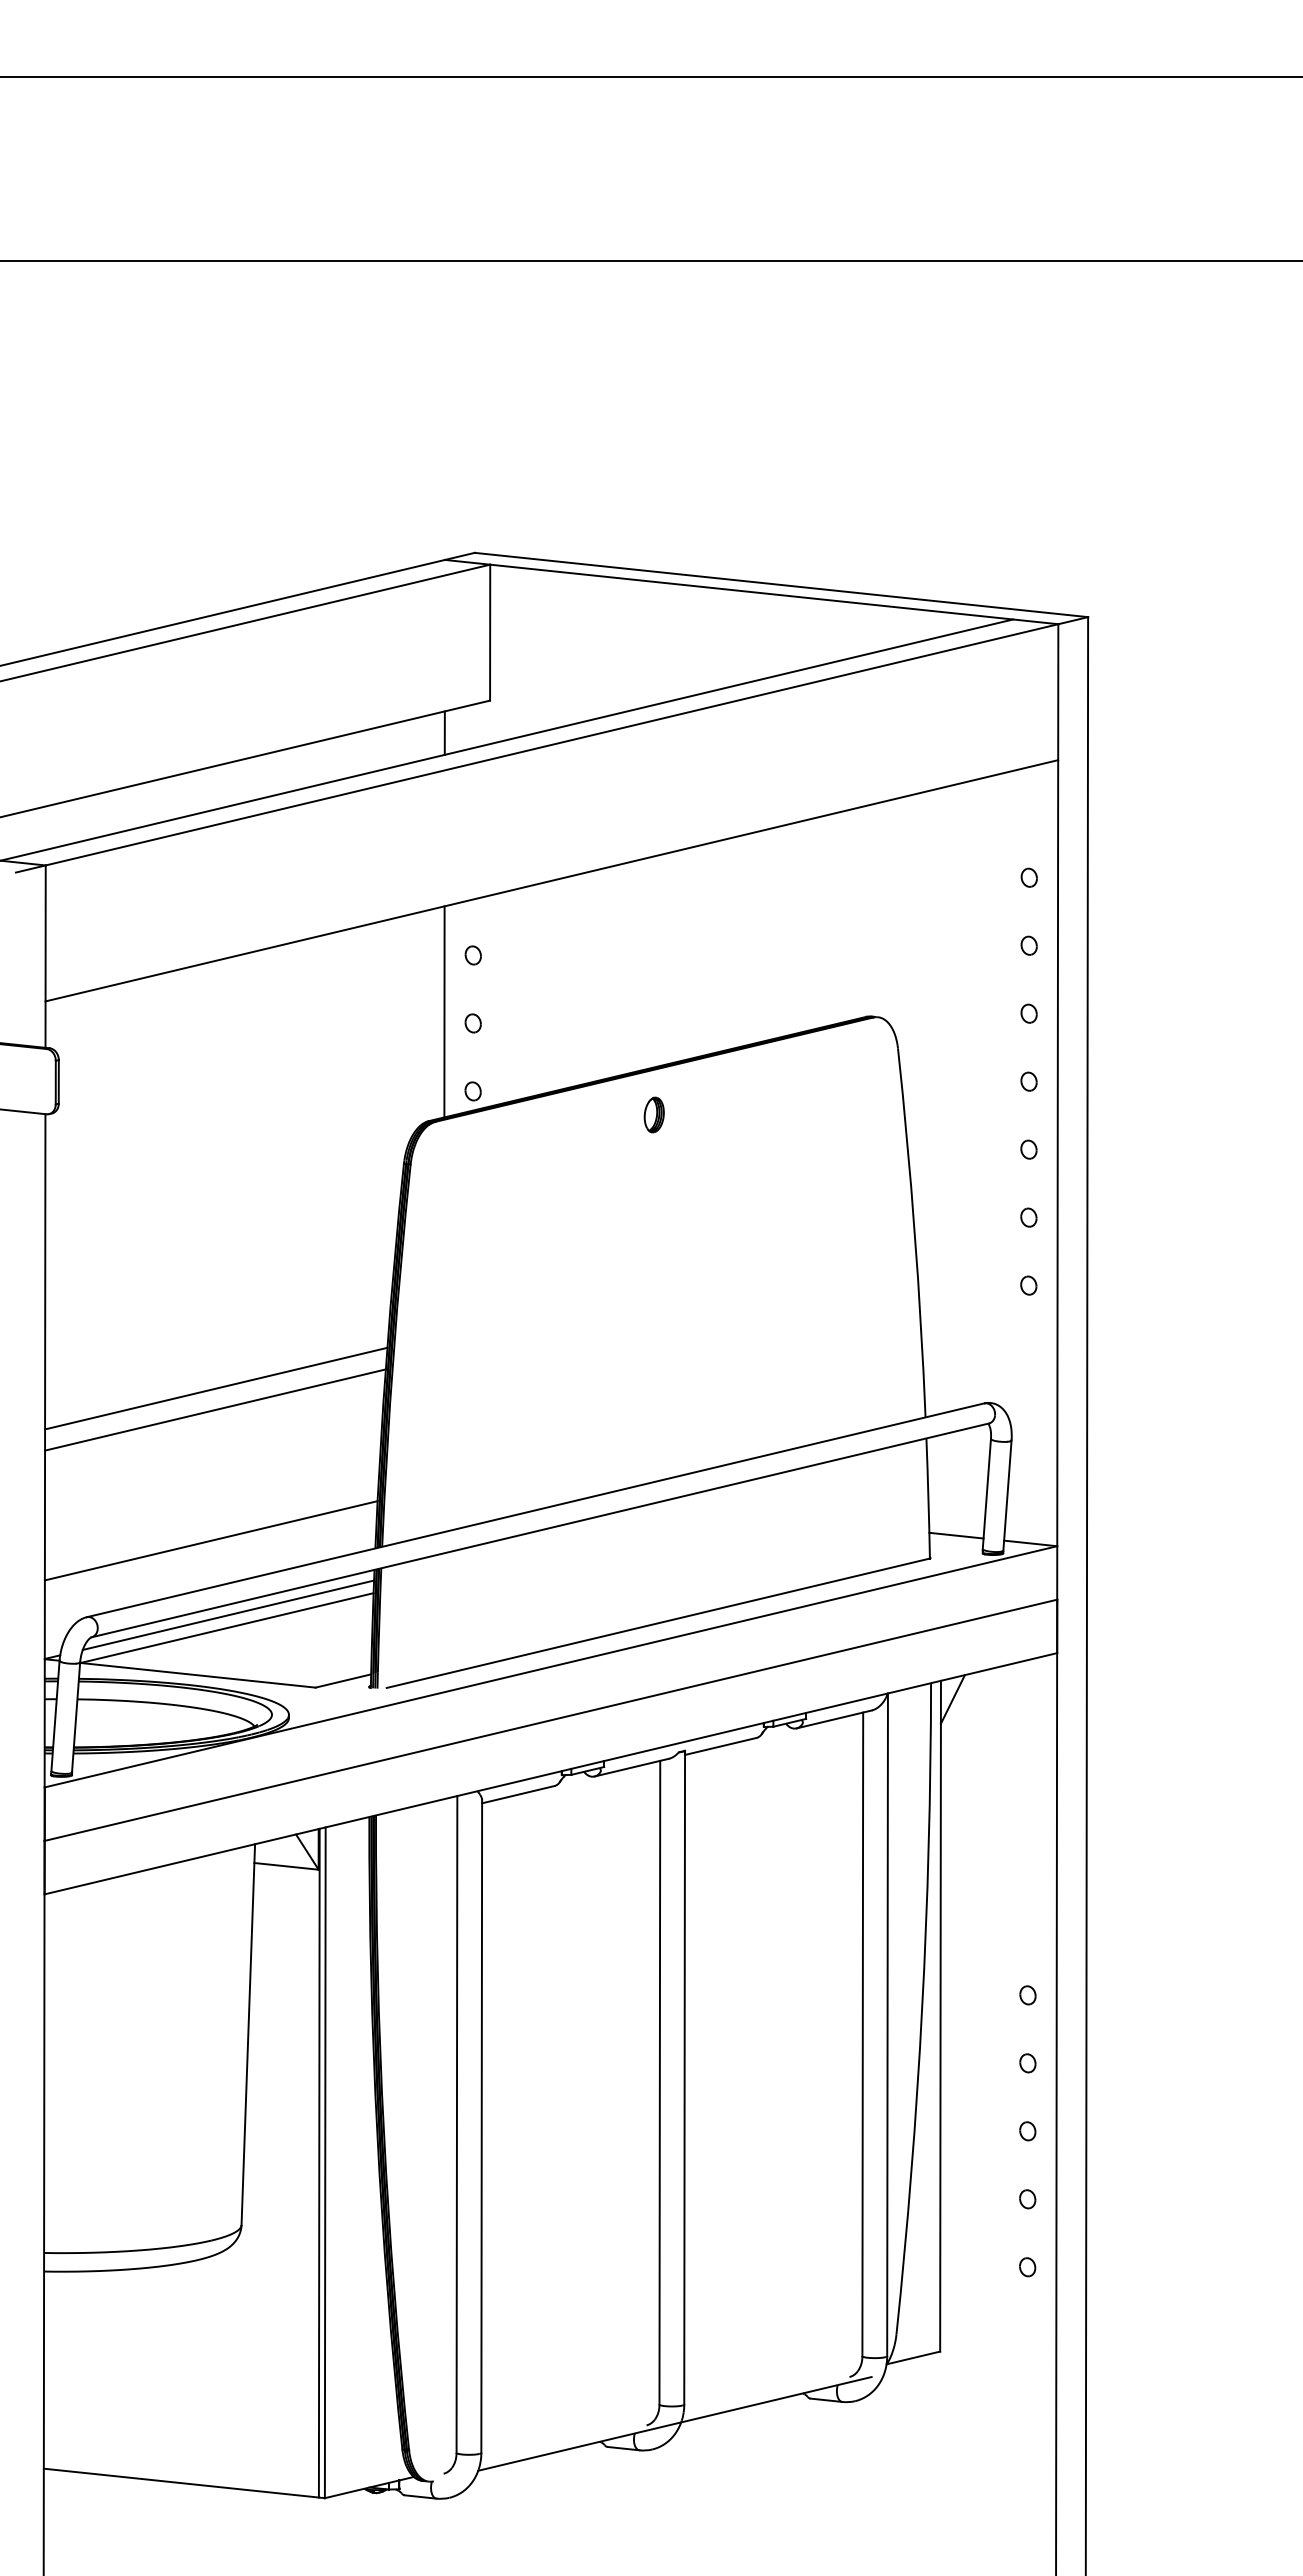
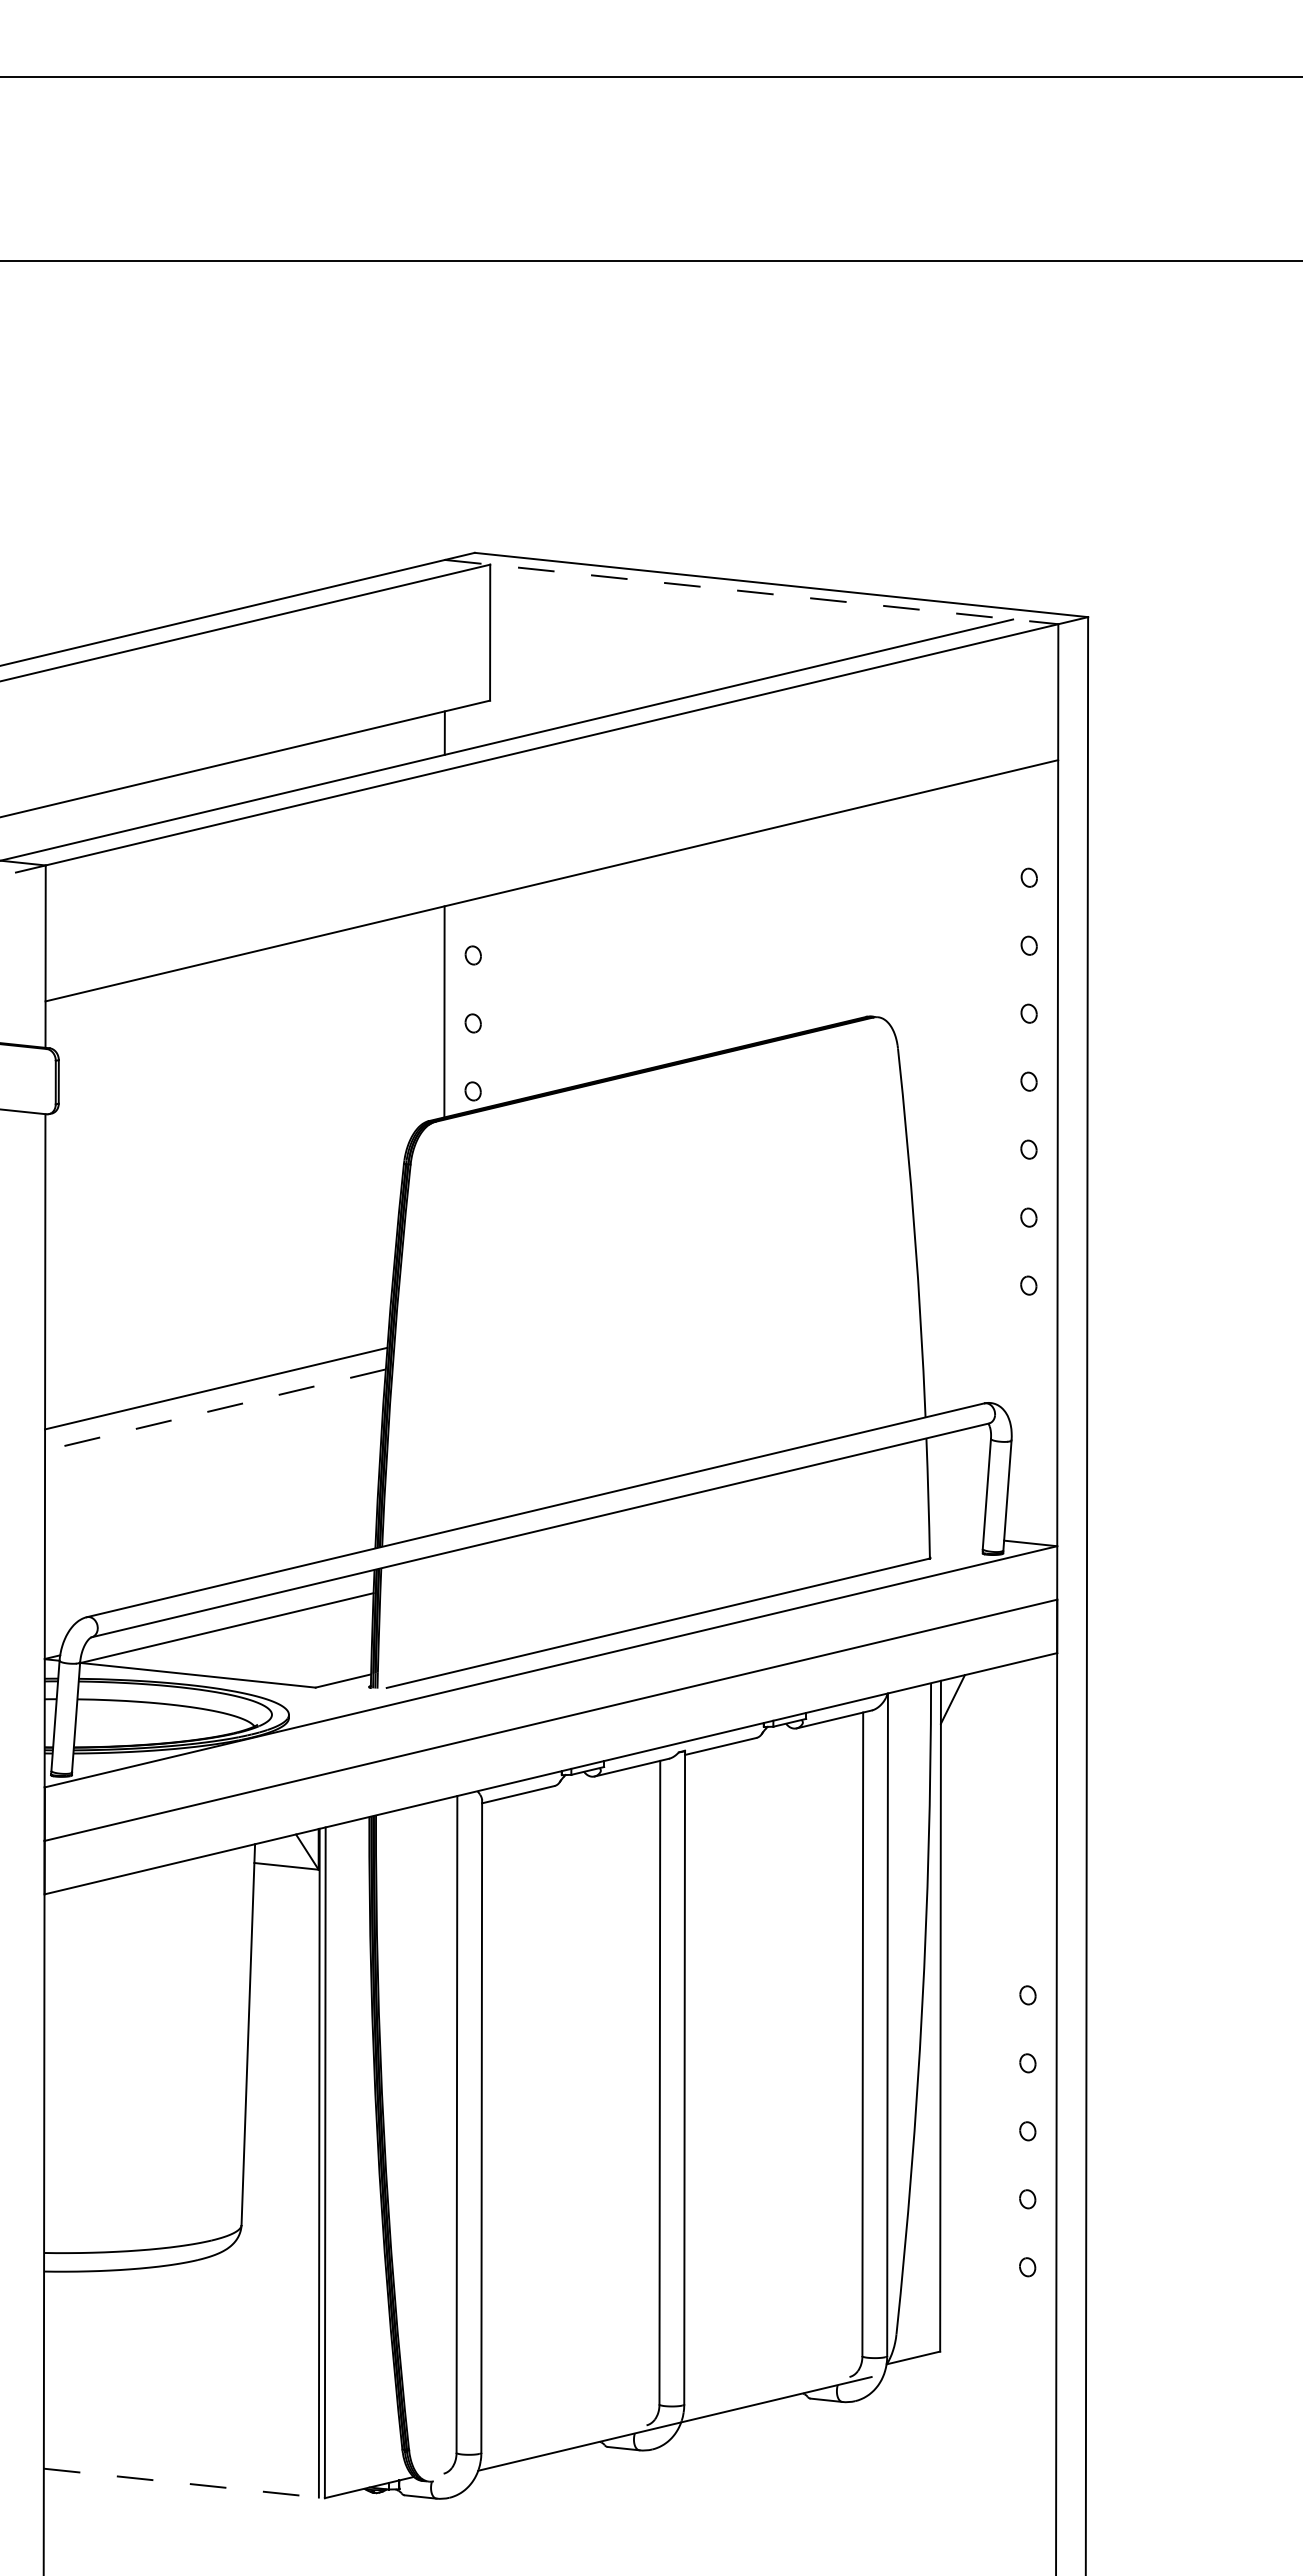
line: solid -> dashed (752, 592)
part: present -> none (653, 1114)
line: solid -> dashed (214, 1410)
line: present -> none (956, 1535)
line: present -> none (210, 1540)
line: present -> none (228, 1614)
line: solid -> dashed (184, 2483)
